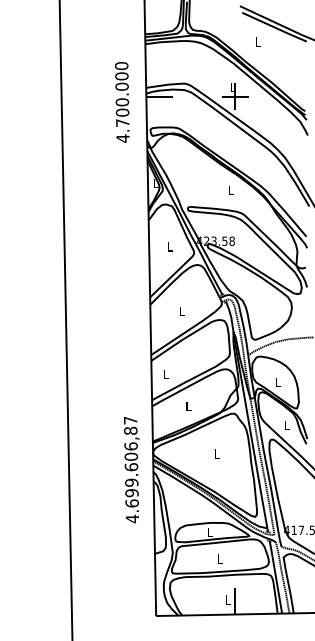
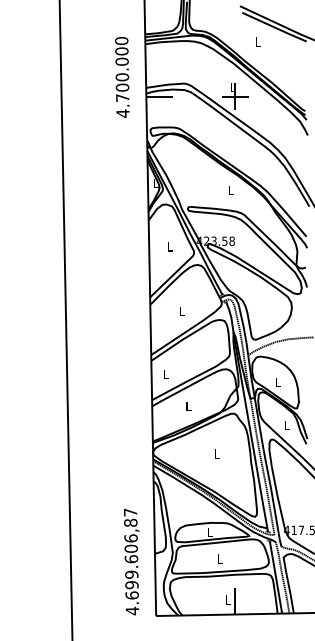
text position: (122, 102) -> (122, 77) (122, 77)
text position: (131, 469) -> (131, 561) (131, 561)
